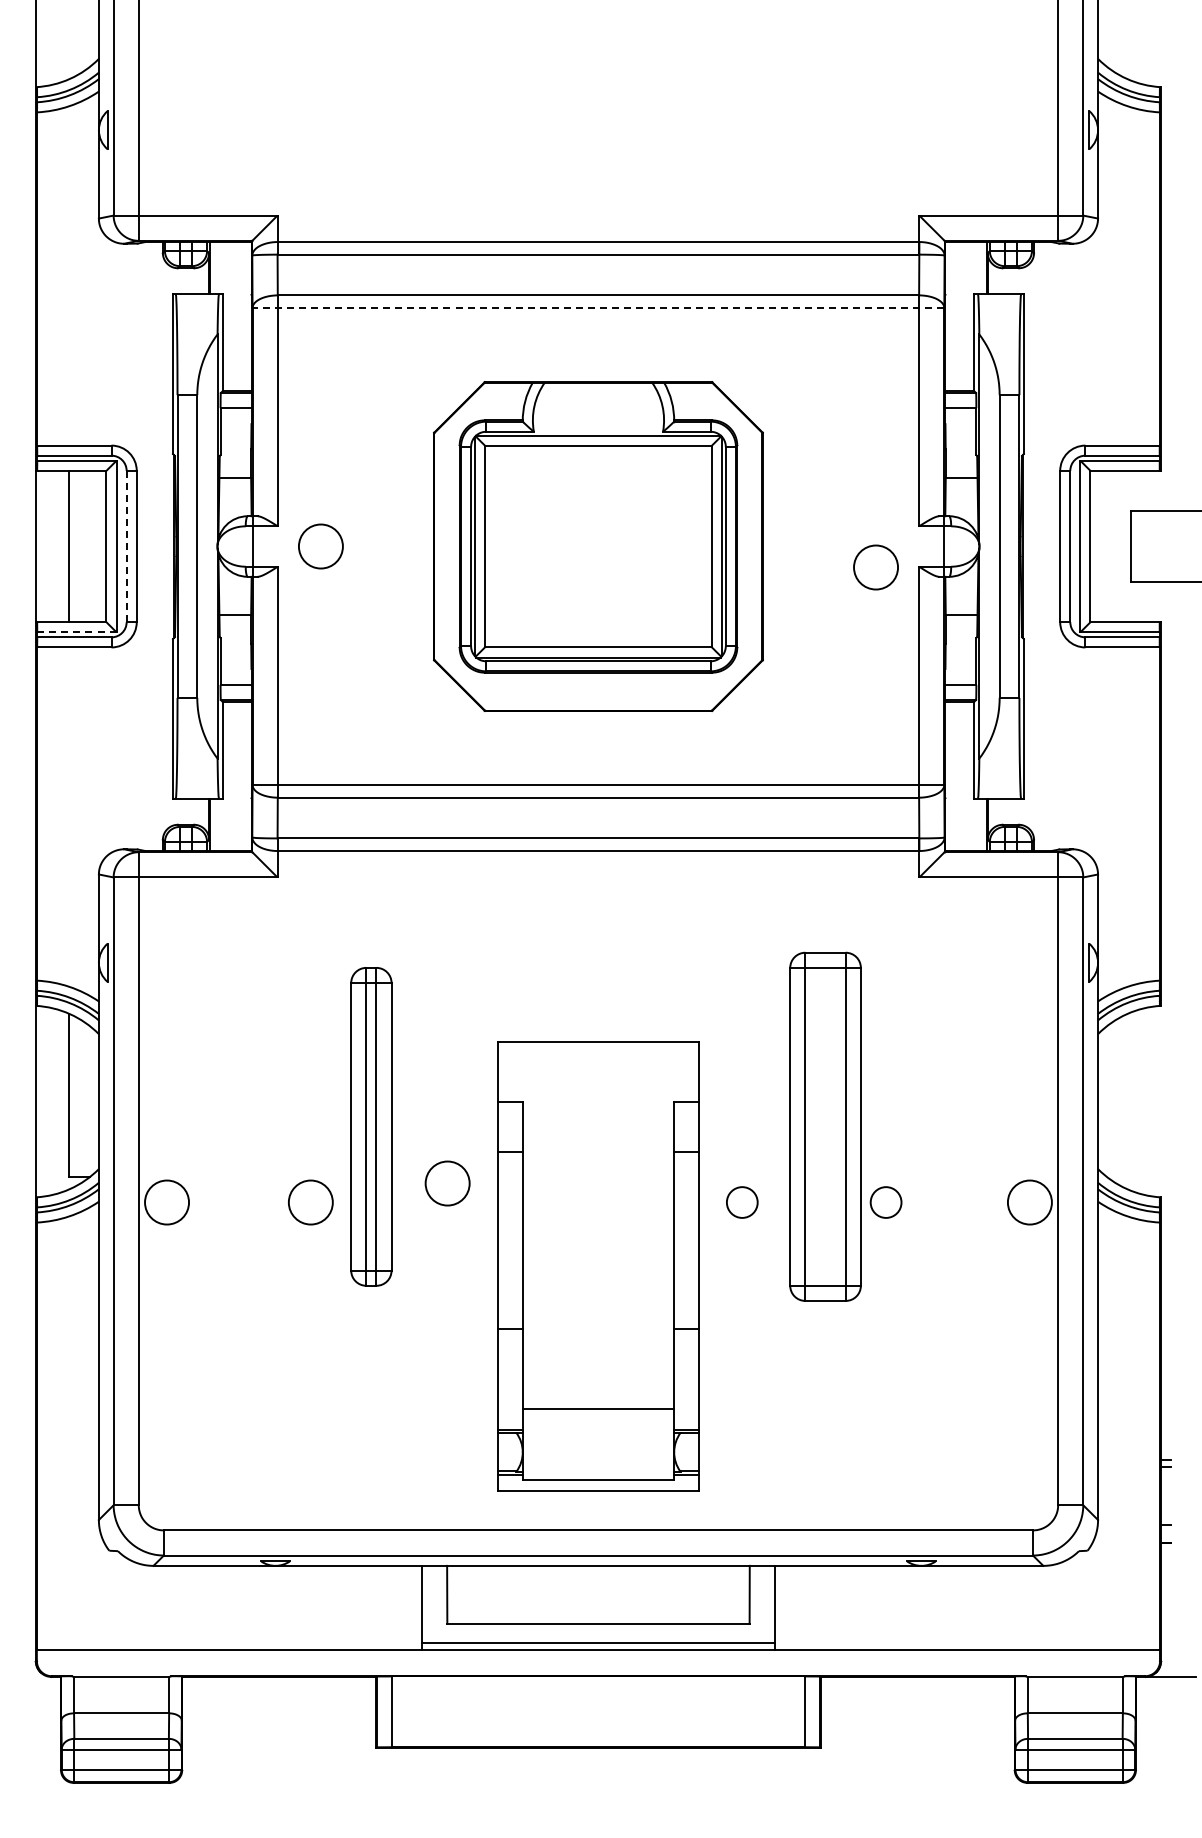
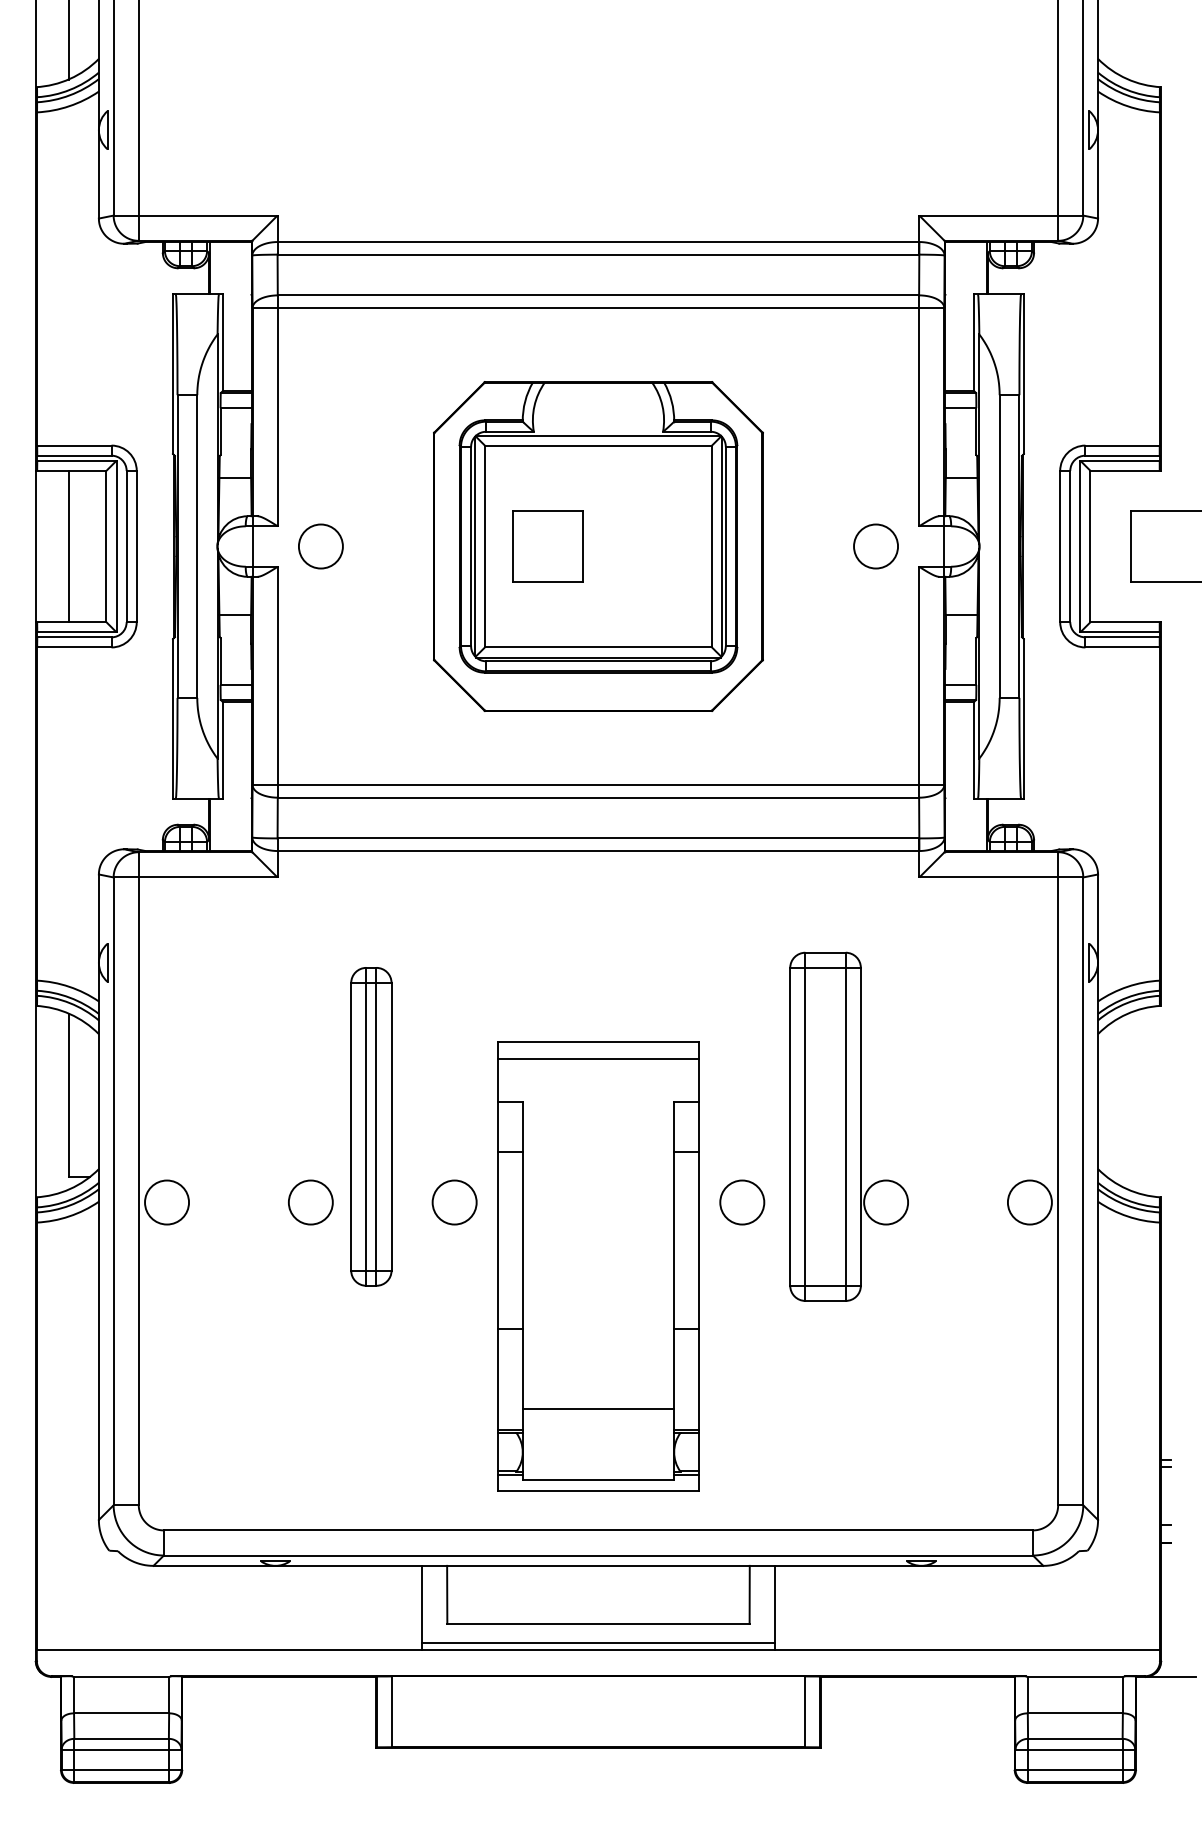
line: none -> present (68, 40)
line: dashed -> solid (598, 308)
line: dashed -> solid (126, 546)
part: none -> present (547, 546)
circle position: (875, 567) -> (875, 546) (875, 546)
line: dashed -> solid (76, 632)
line: none -> present (598, 1058)
circle position: (447, 1183) -> (454, 1202) (454, 1202)
circle diameter: 31 px -> 44 px (742, 1202)
circle diameter: 31 px -> 44 px (886, 1202)
